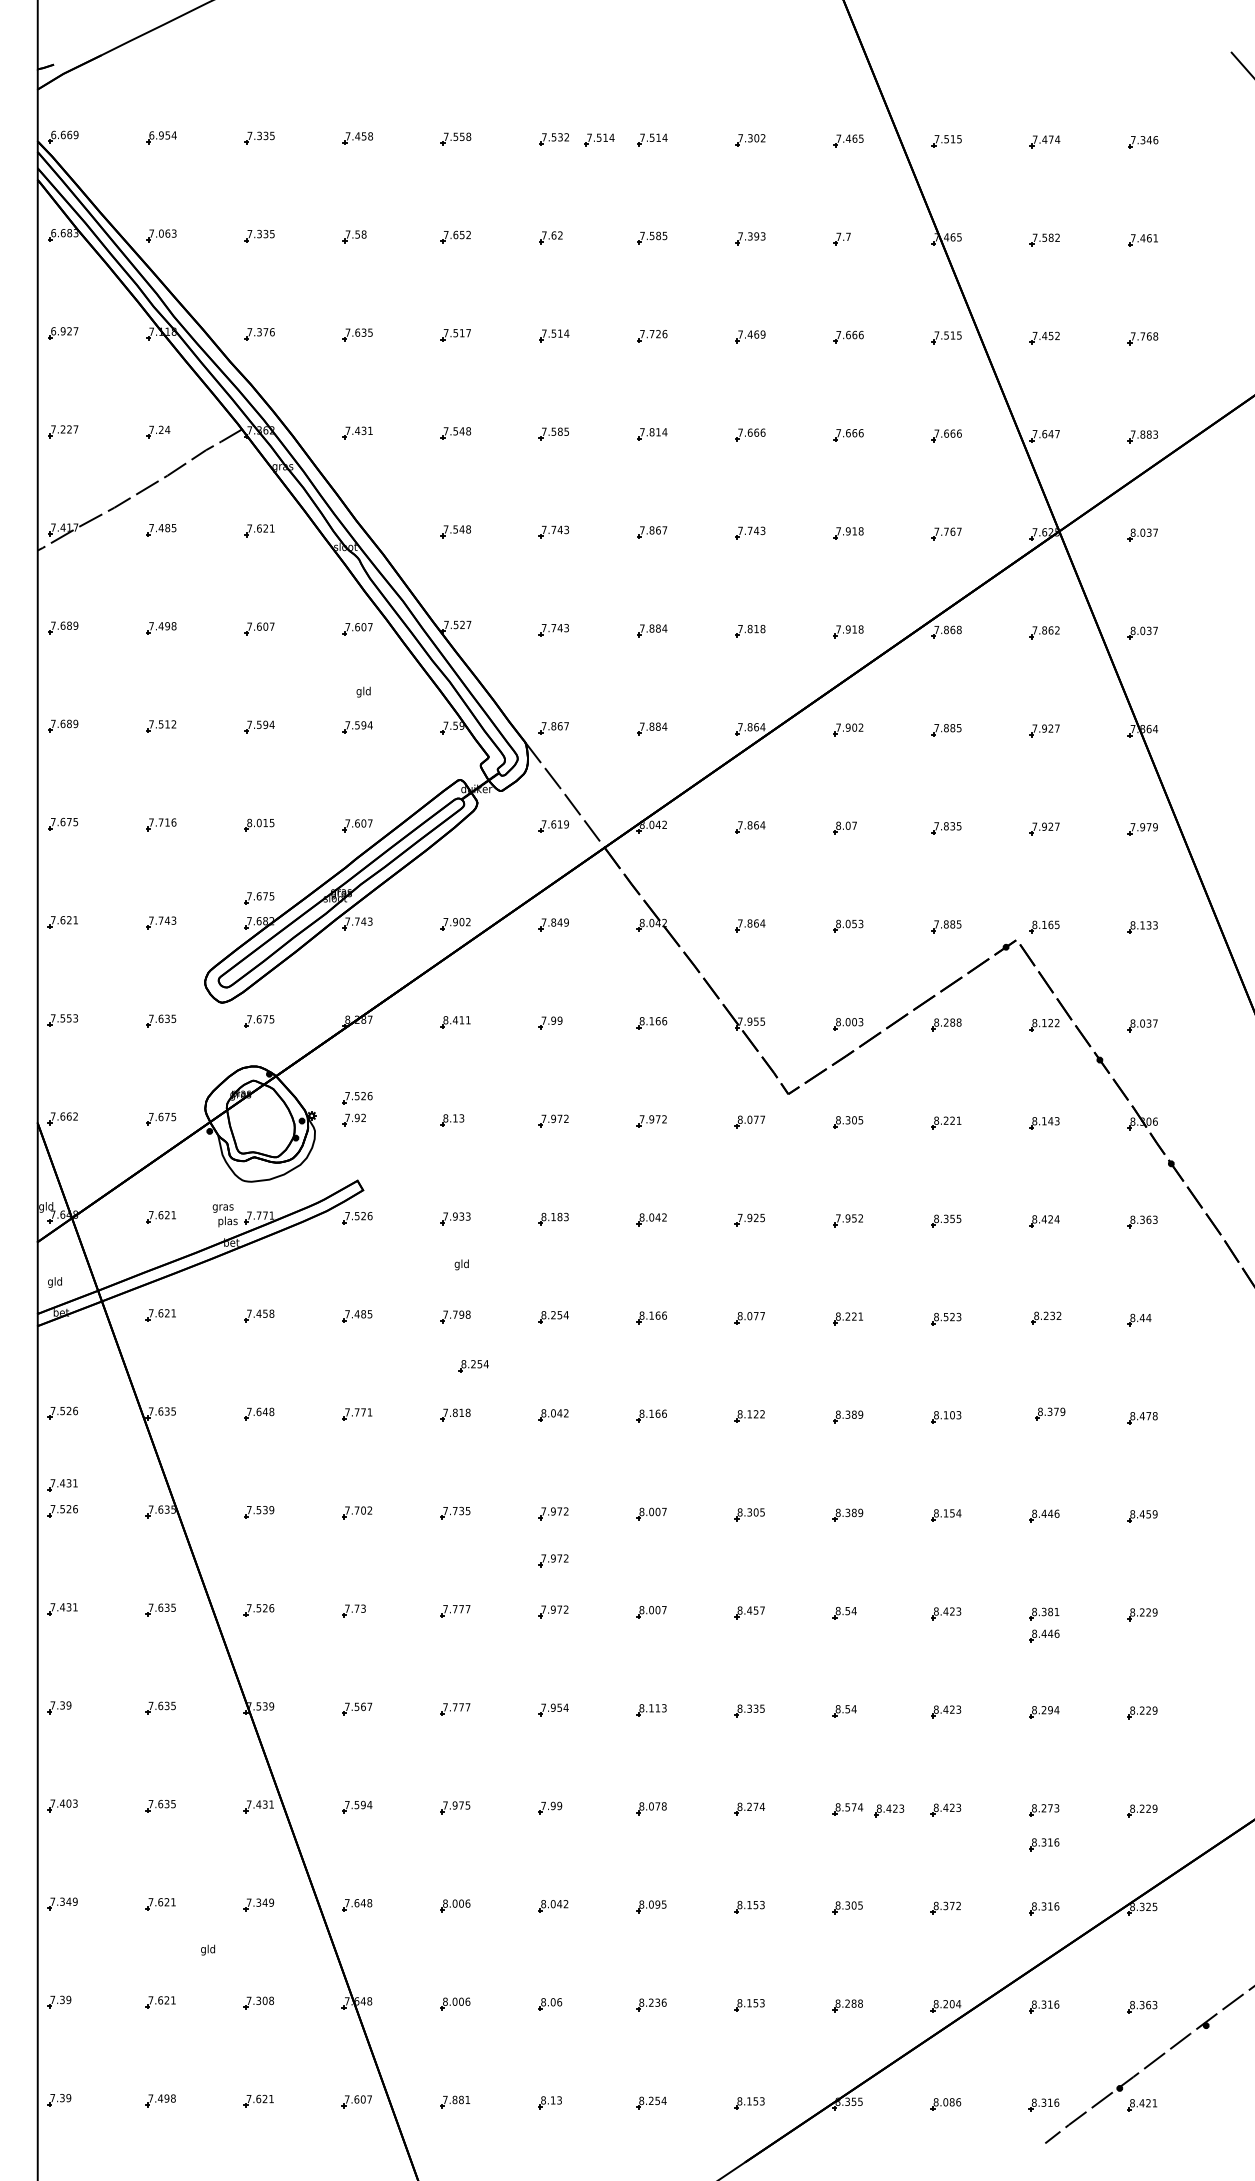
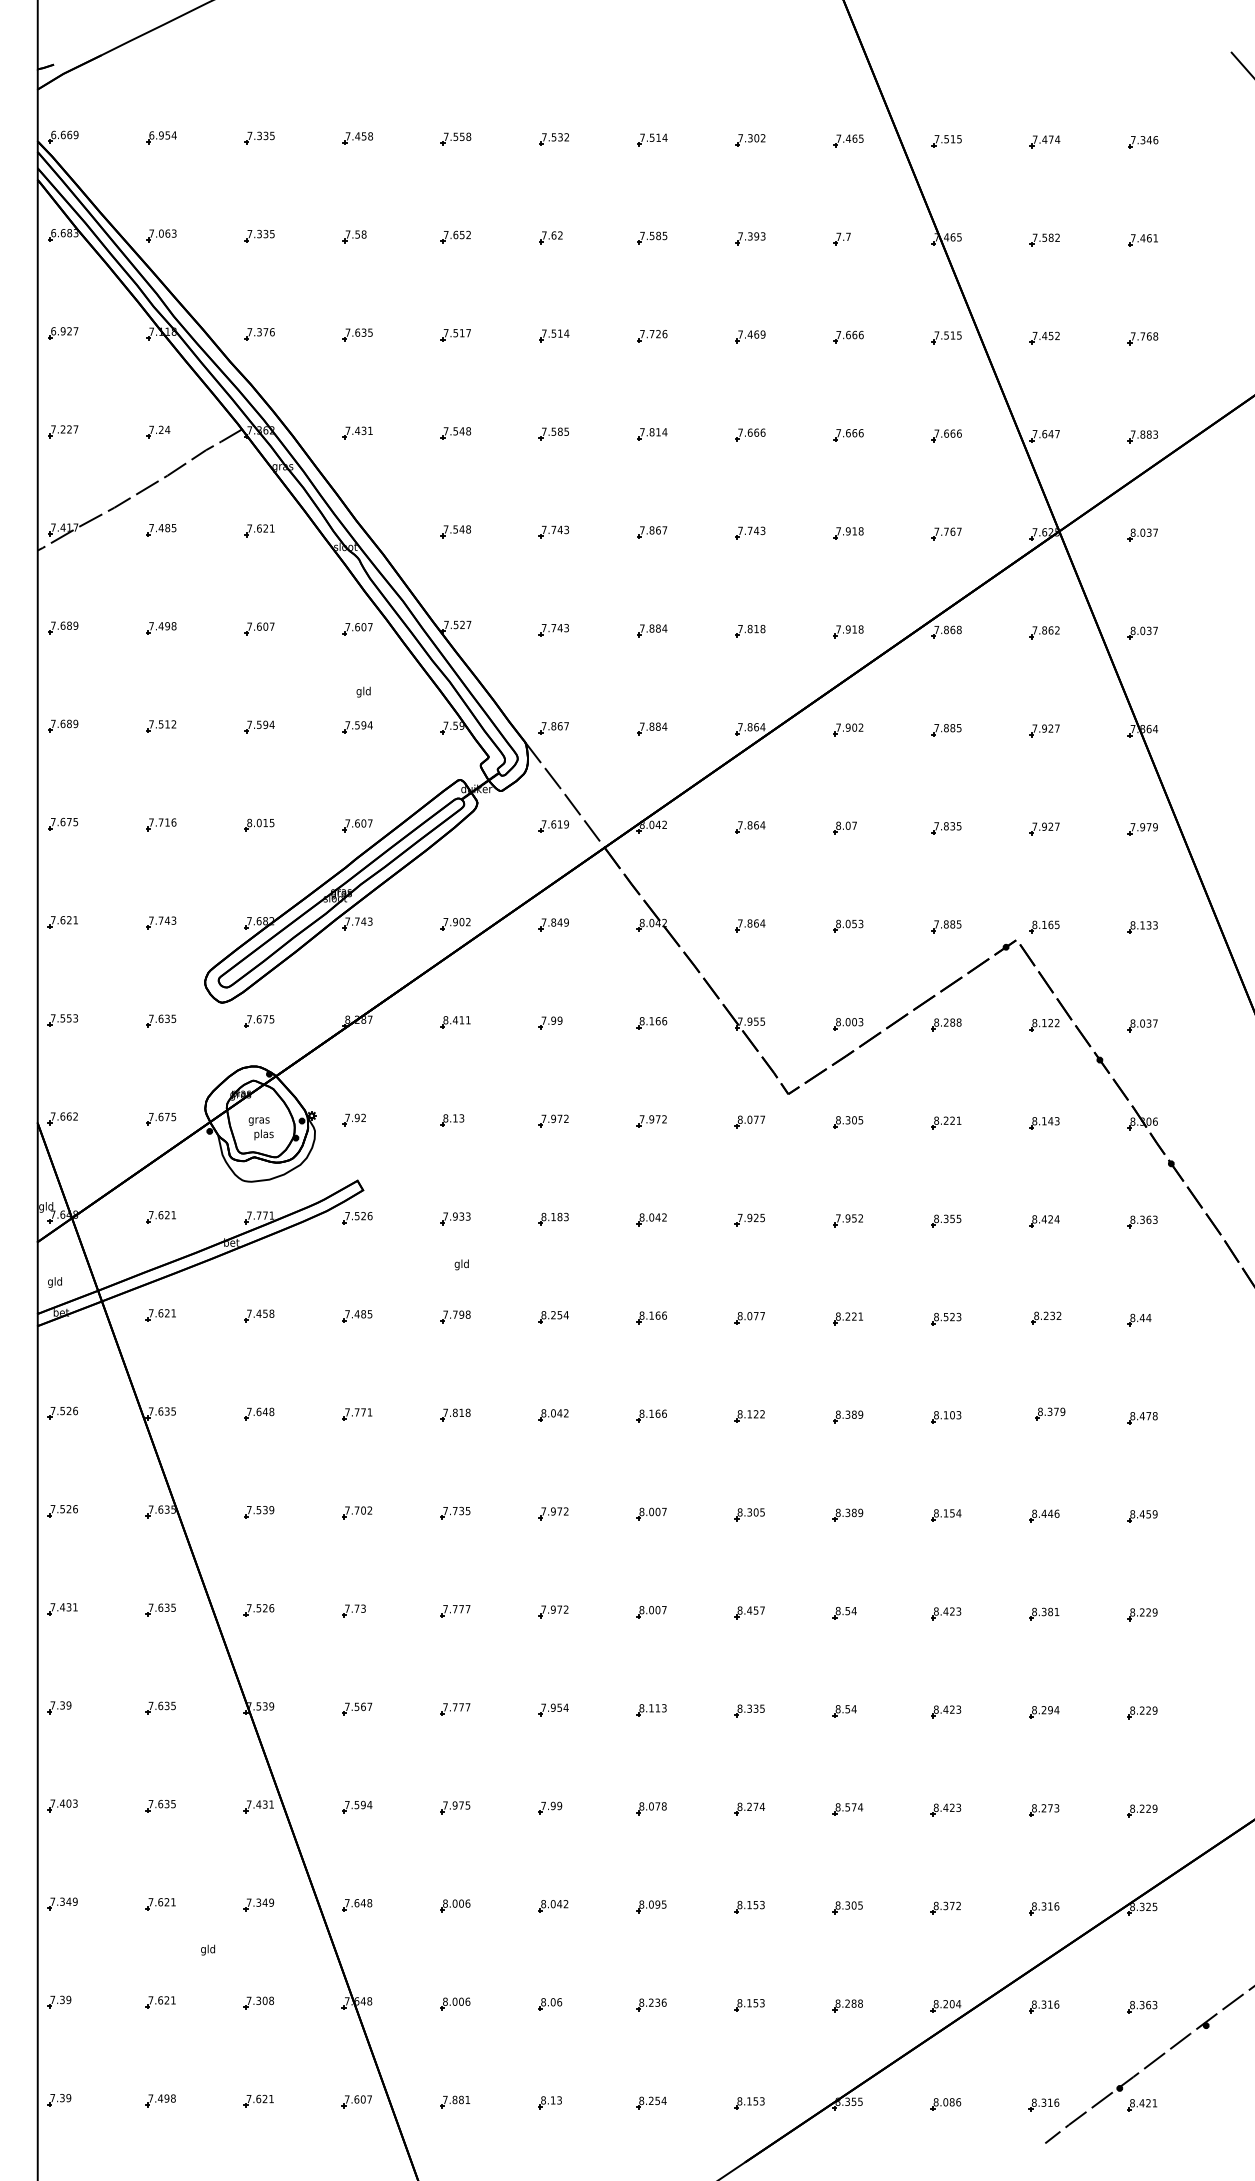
part: present -> none (599, 139)
part: present -> none (259, 898)
part: present -> none (357, 1098)
text position: (224, 1215) -> (260, 1128) (260, 1128)
part: present -> none (473, 1366)
part: present -> none (62, 1485)
part: present -> none (553, 1560)
part: present -> none (1044, 1635)
part: present -> none (889, 1810)
part: present -> none (1044, 1844)
